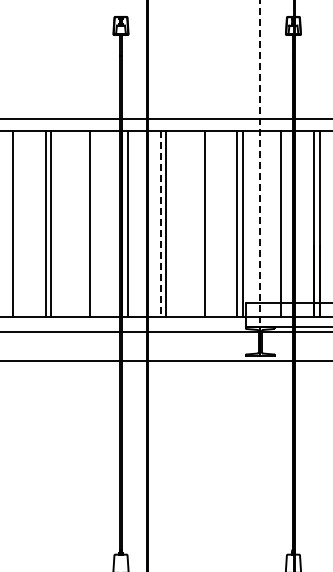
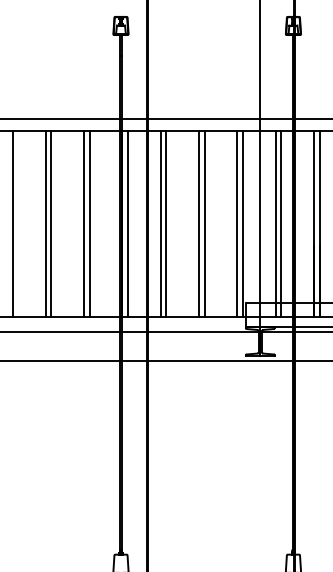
line: dashed -> solid (260, 178)
line: none -> present (83, 223)
line: dashed -> solid (160, 223)
line: none -> present (198, 223)
line: none -> present (275, 223)
